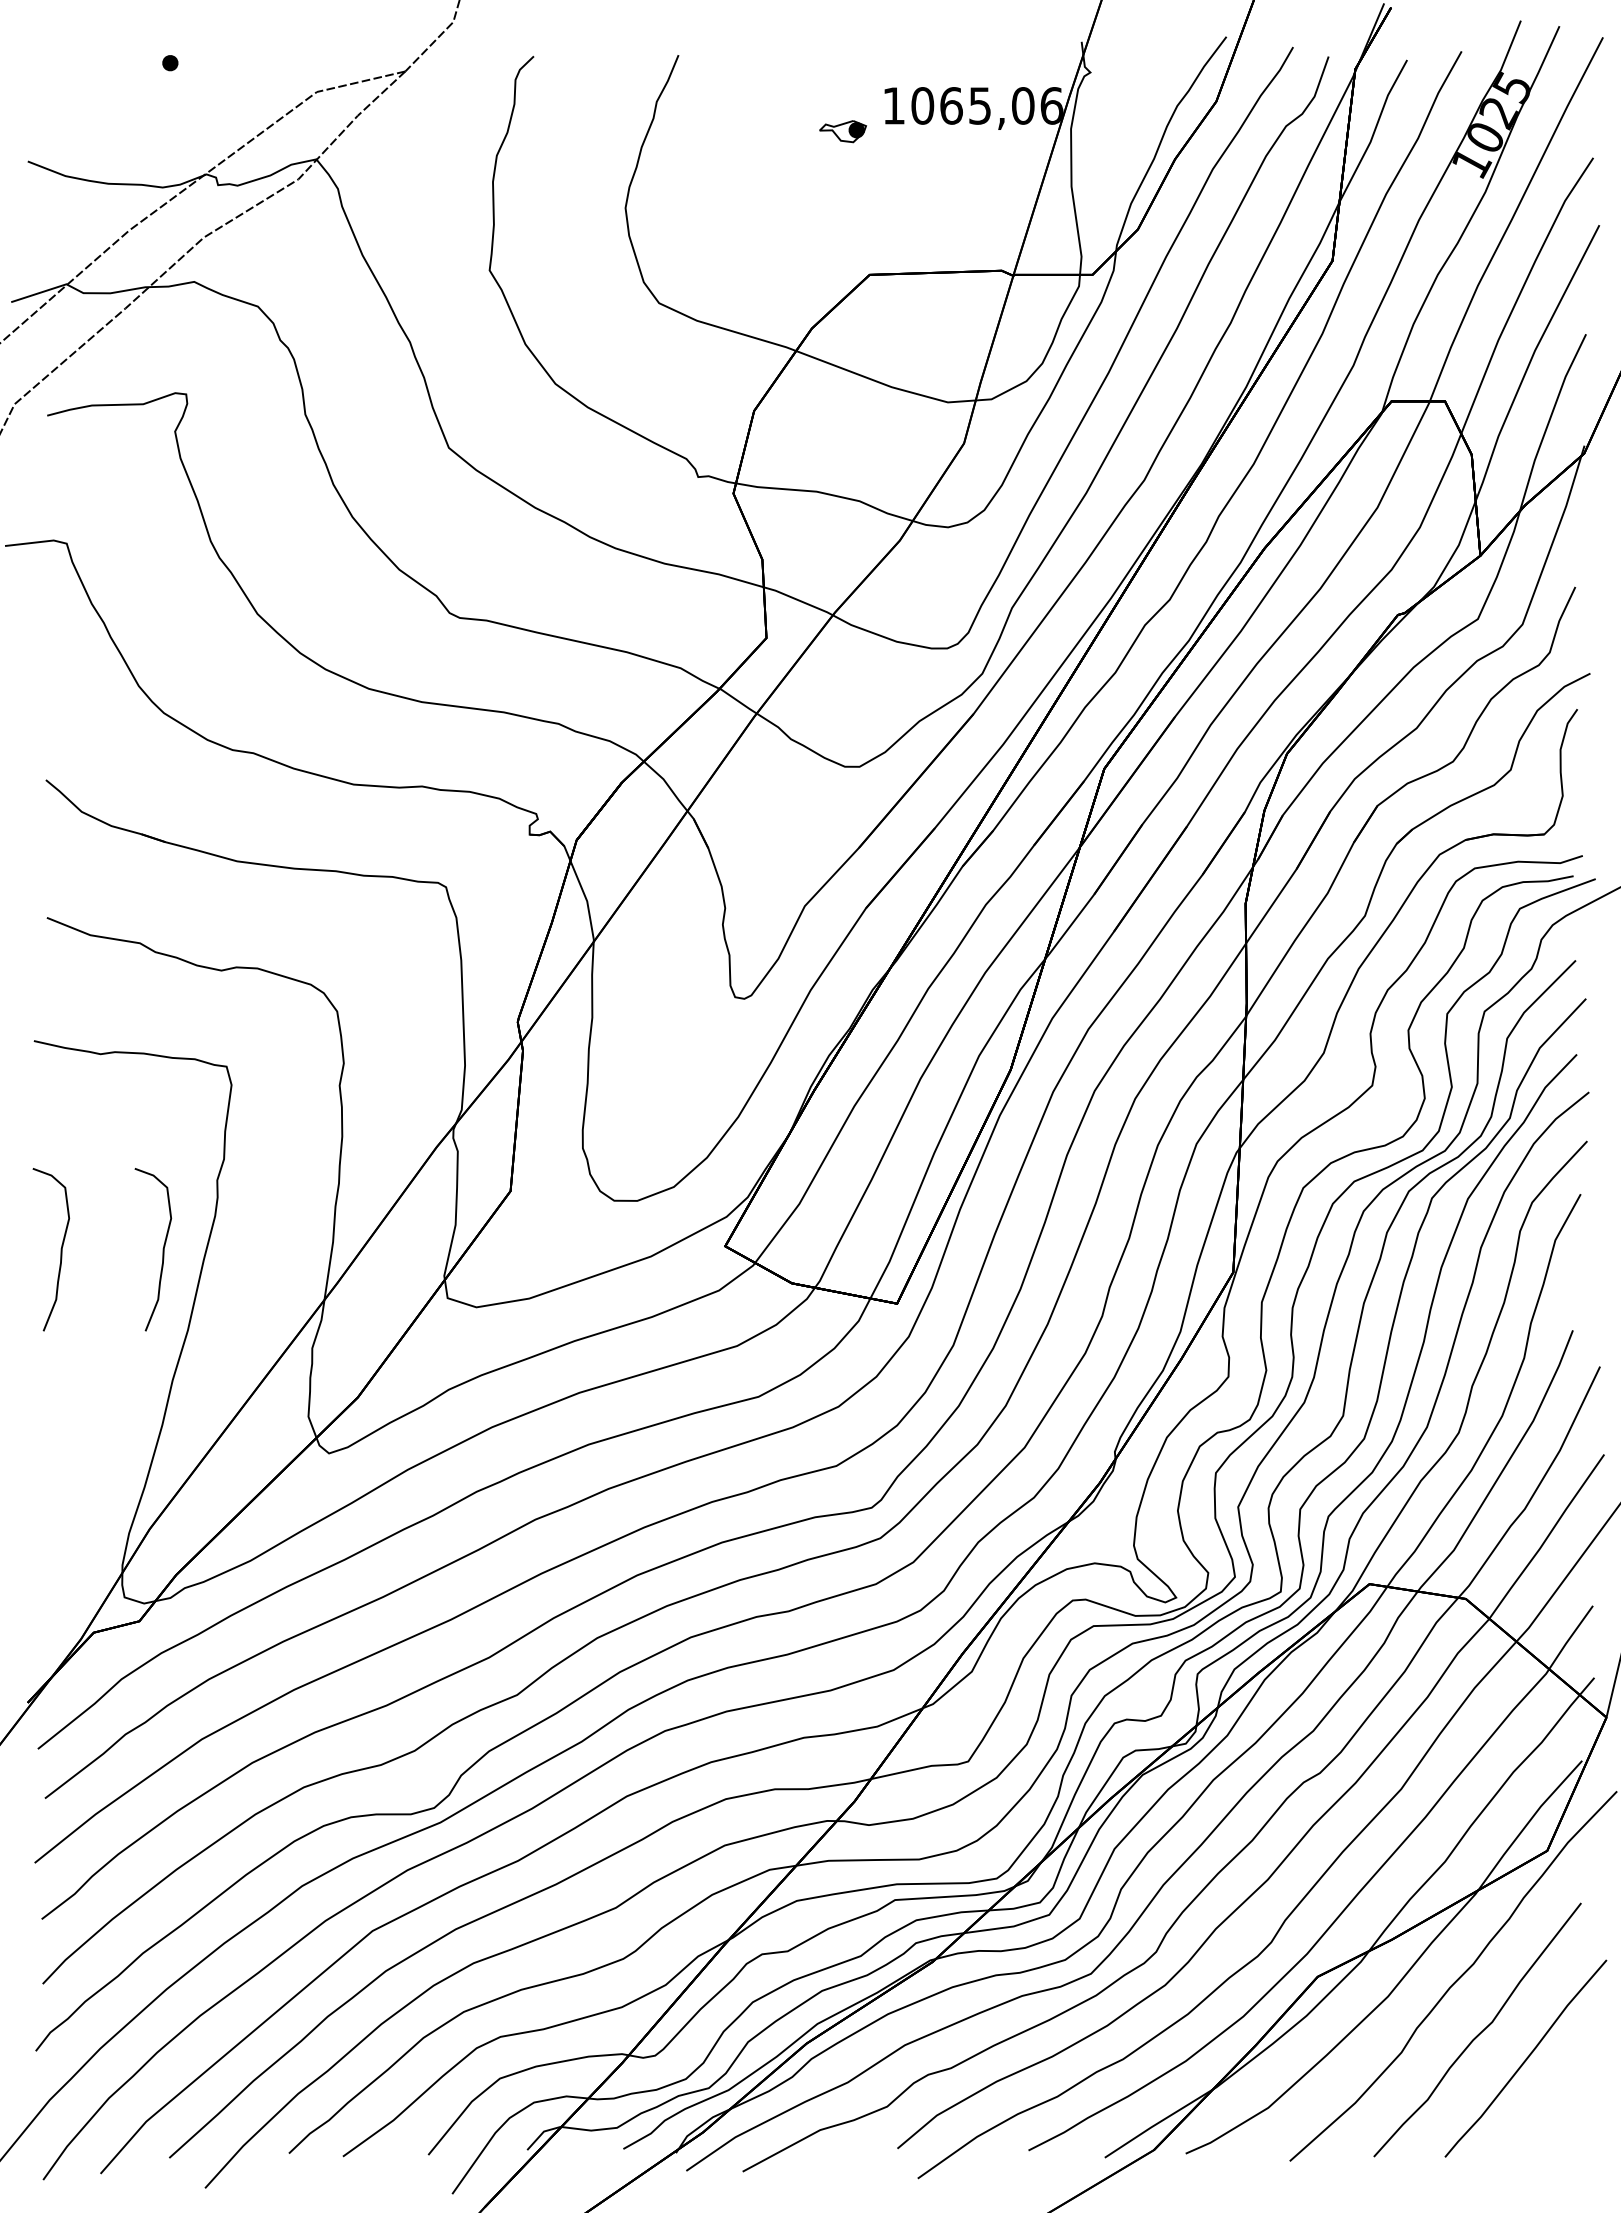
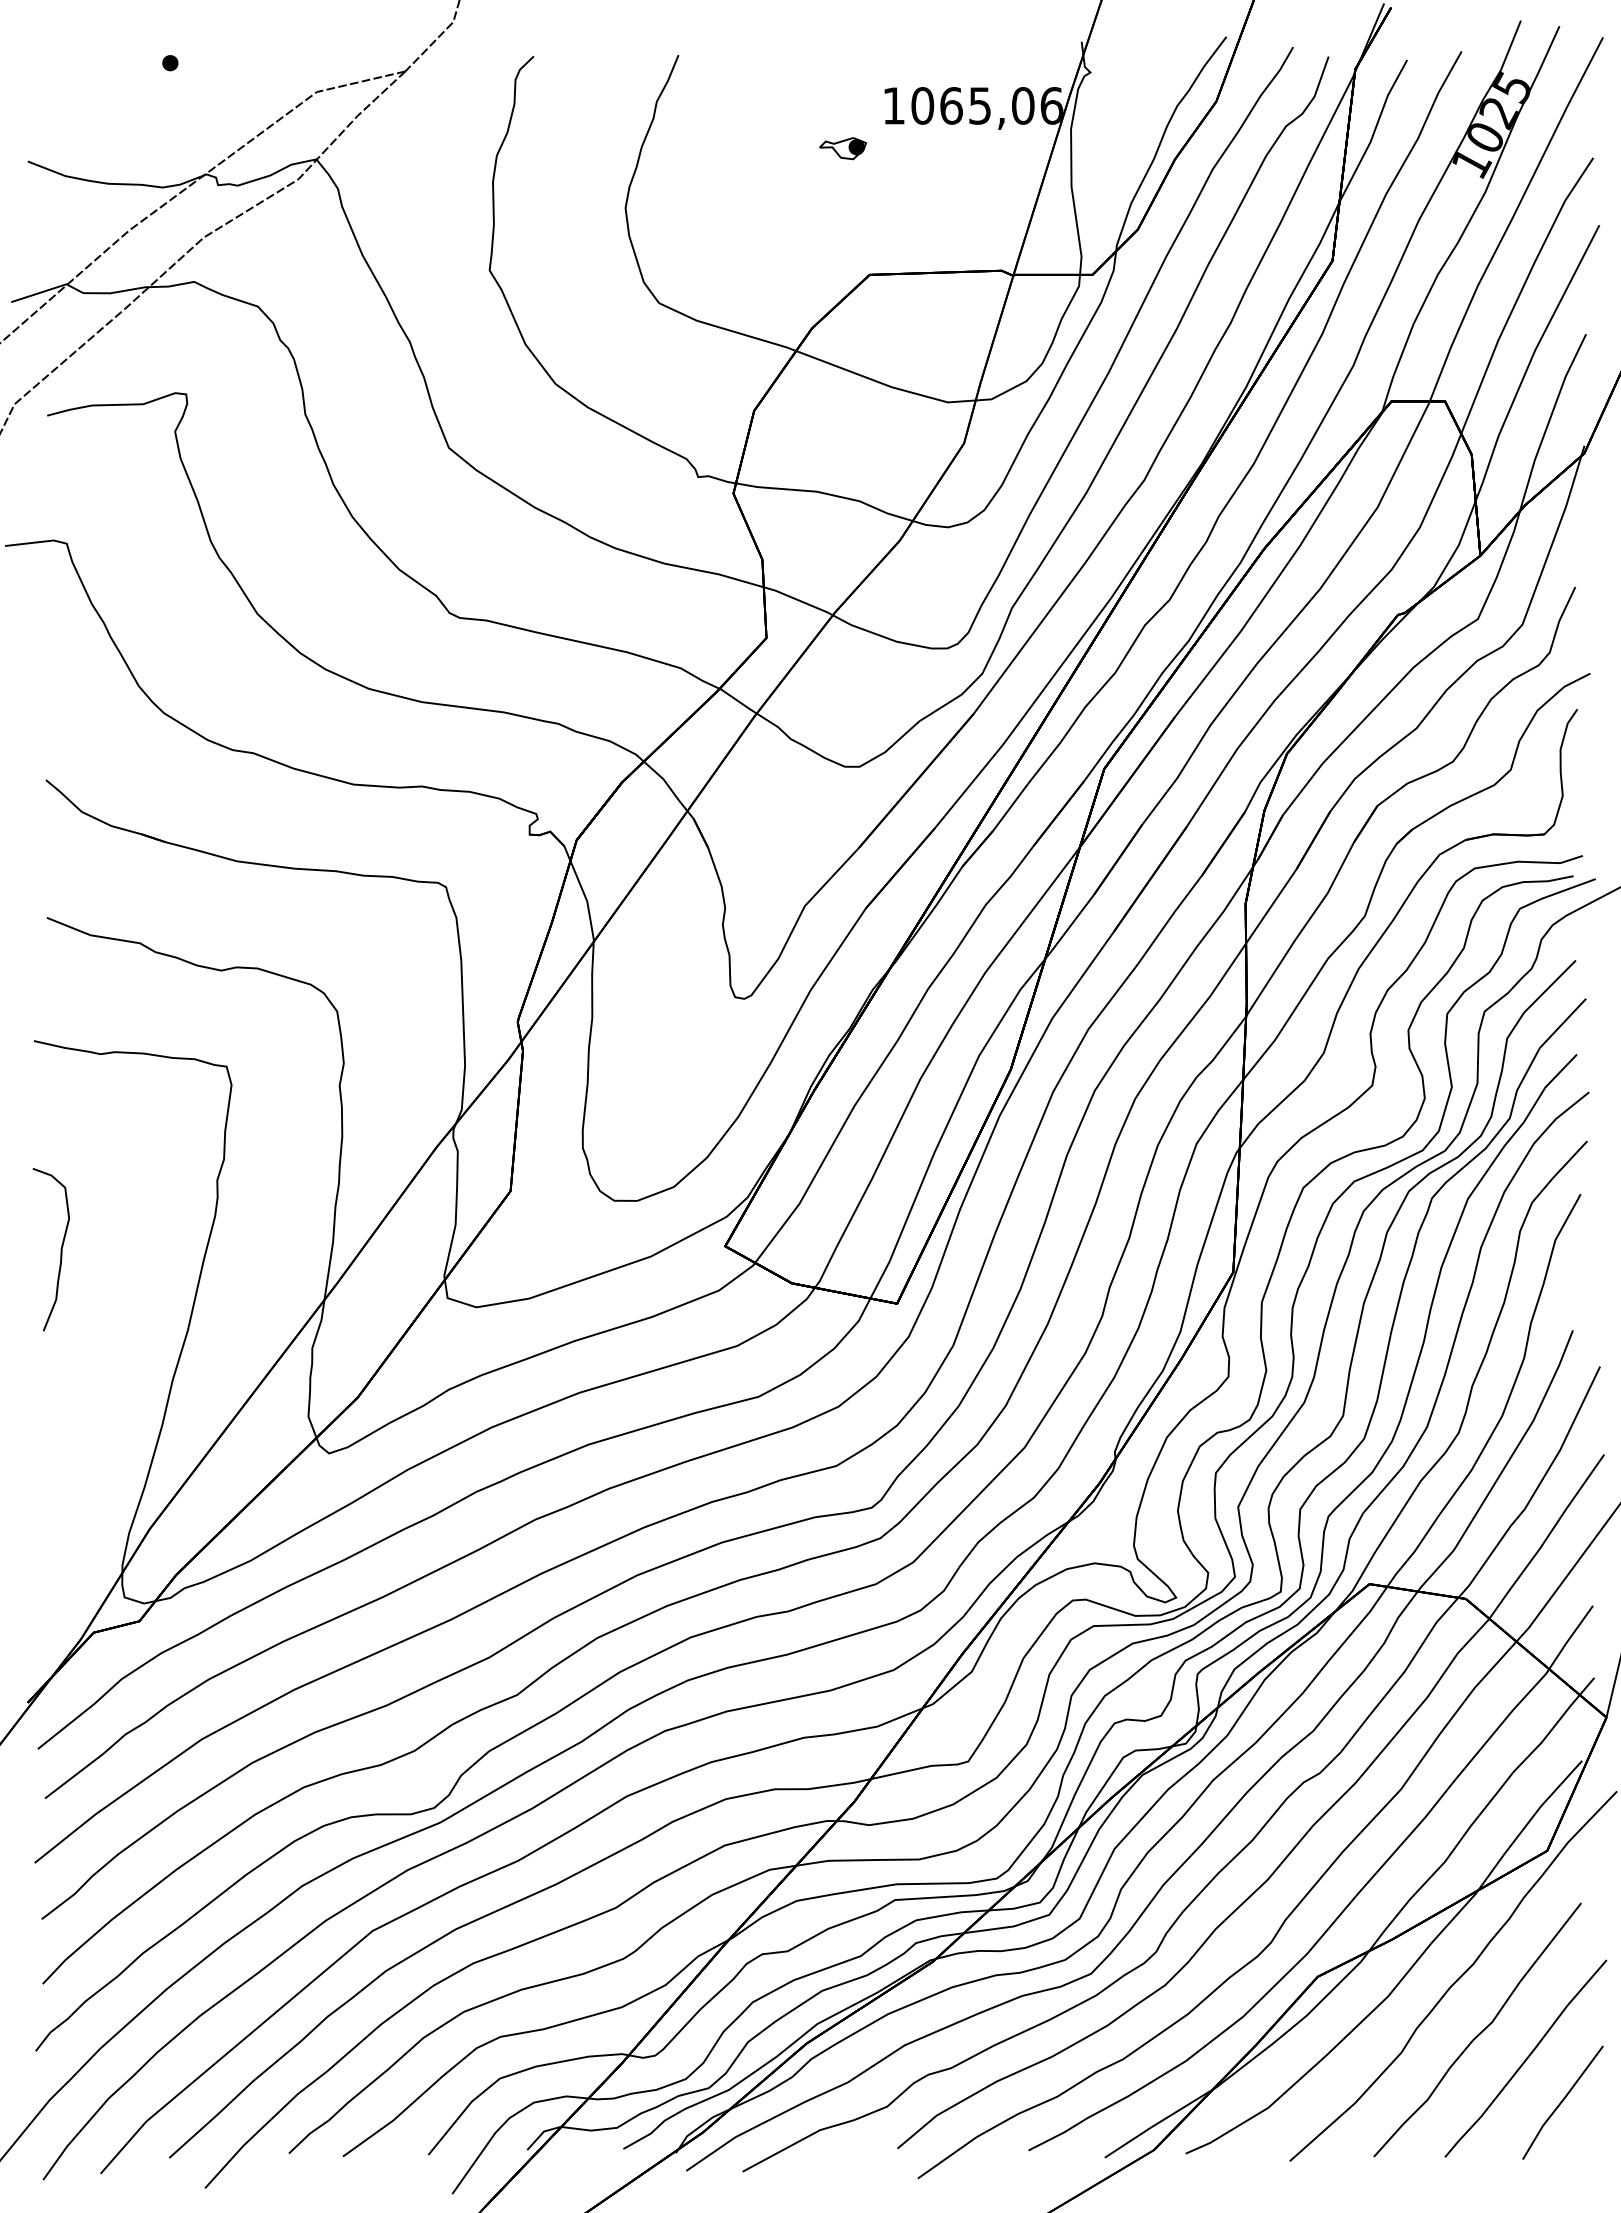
part position: (842, 131) -> (842, 148) (842, 148)
curve: present -> none (162, 1249)
line: none -> present (1562, 2102)
